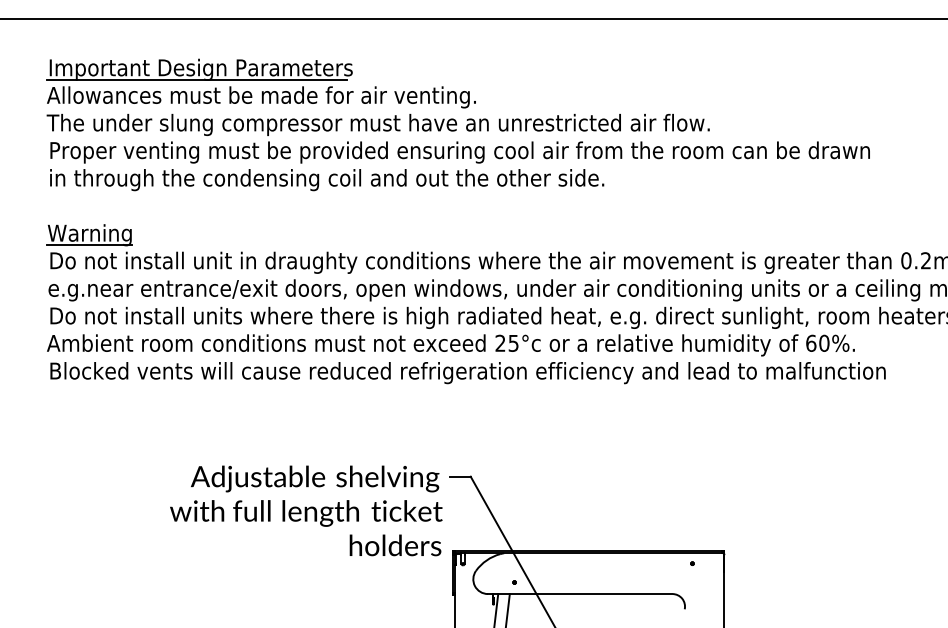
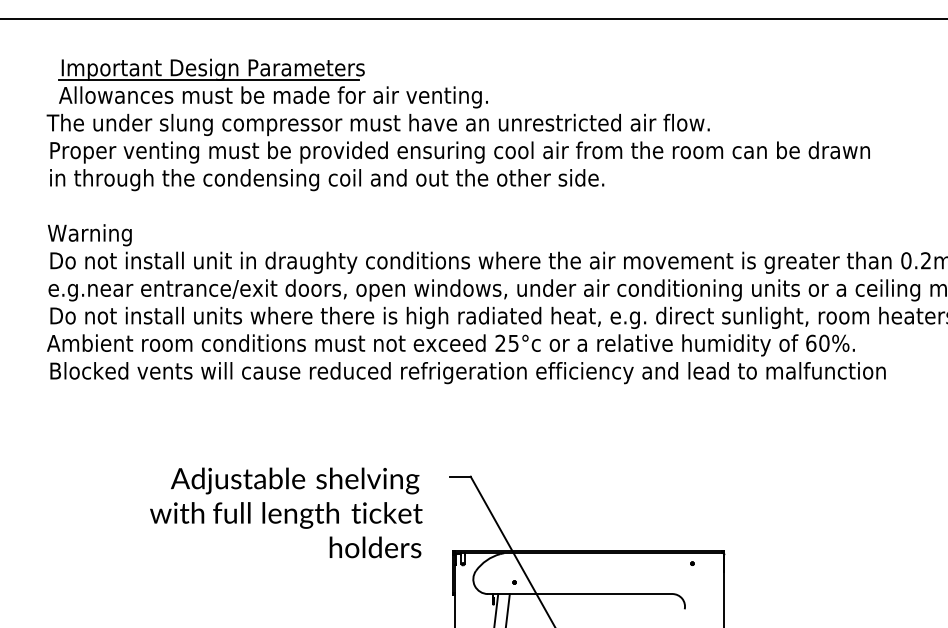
part position: (260, 83) -> (272, 83) (272, 83)
line: present -> none (88, 245)
text position: (306, 510) -> (286, 512) (286, 512)
